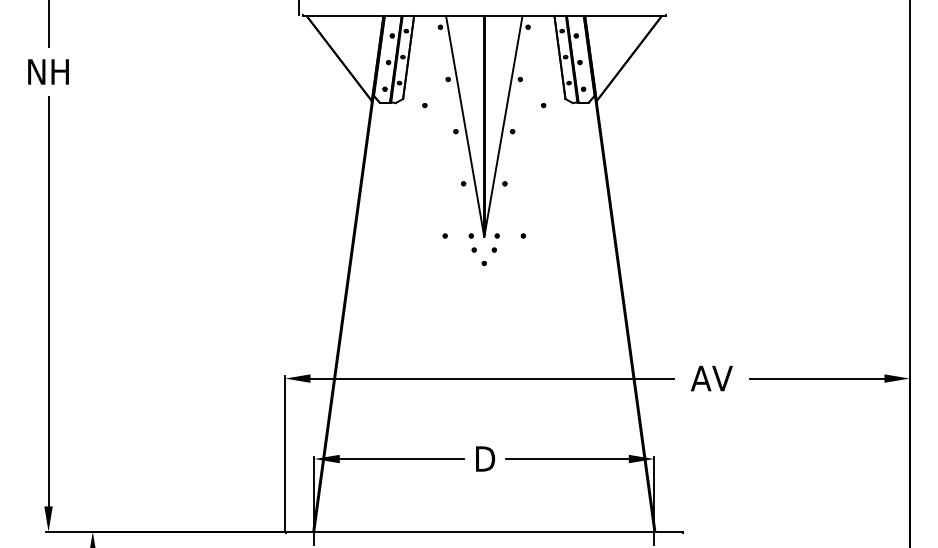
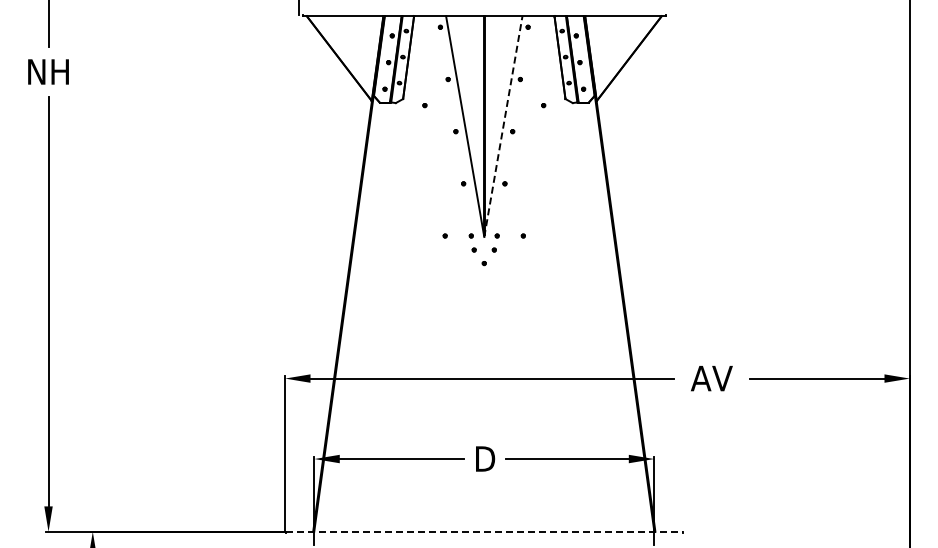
line: solid -> dashed (503, 126)
line: solid -> dashed (484, 531)
